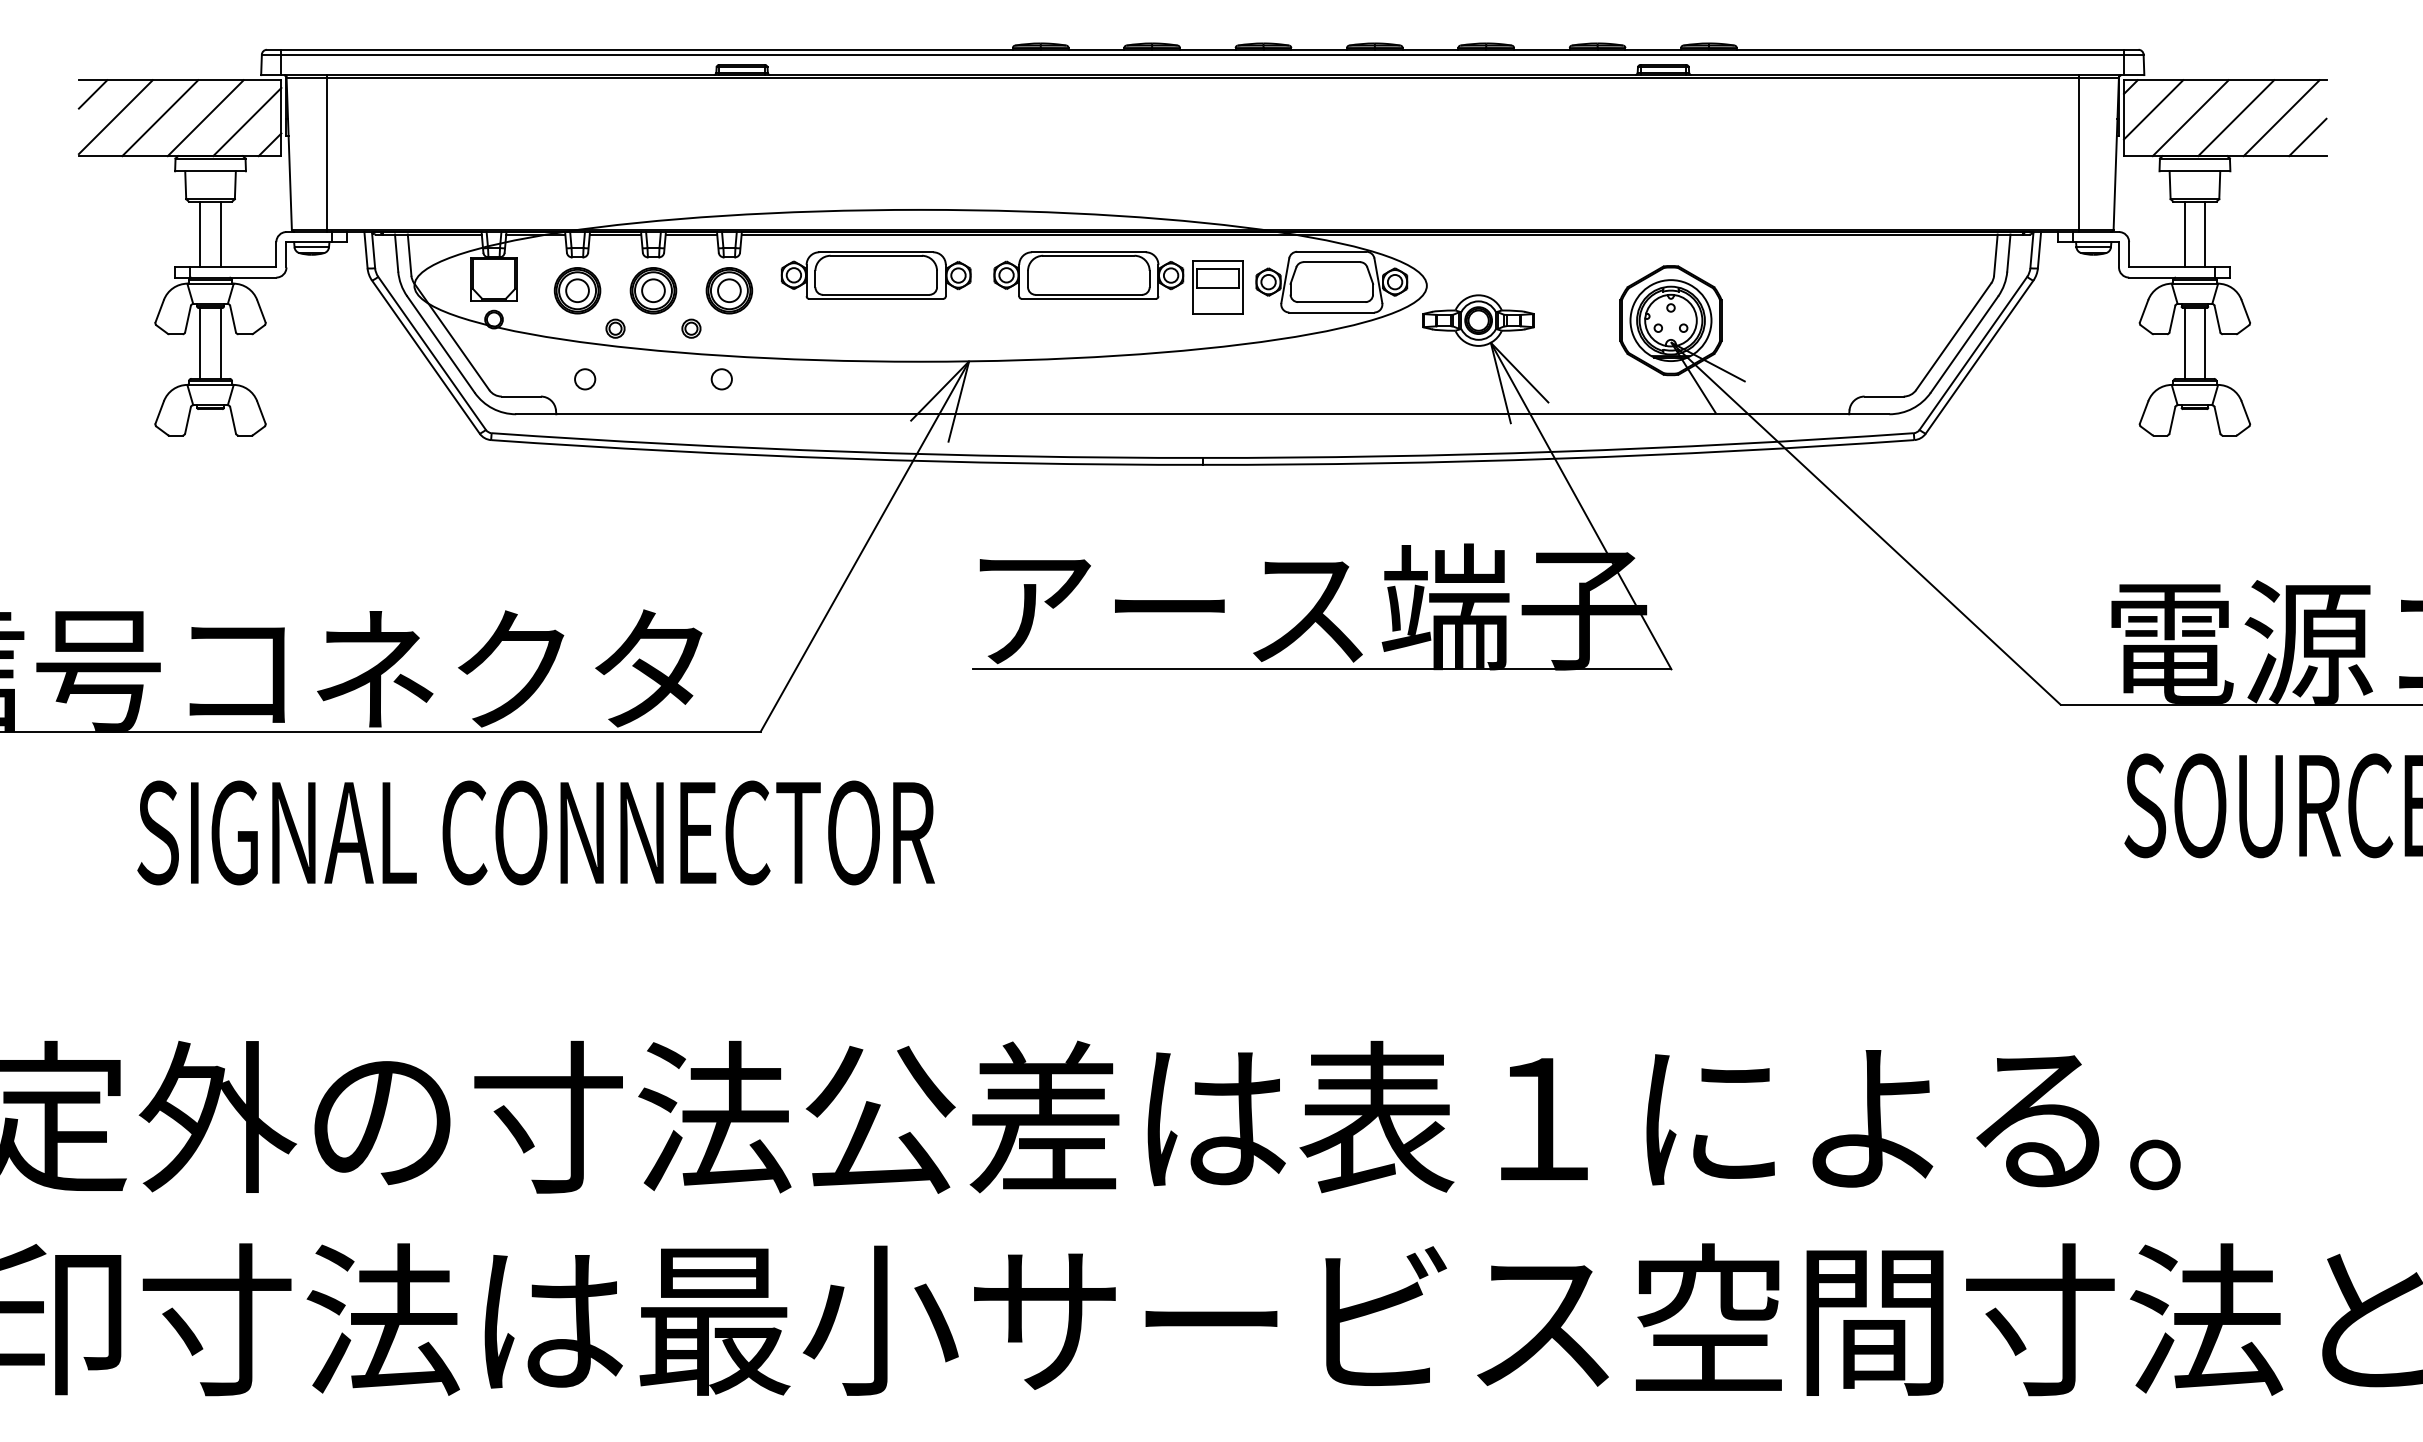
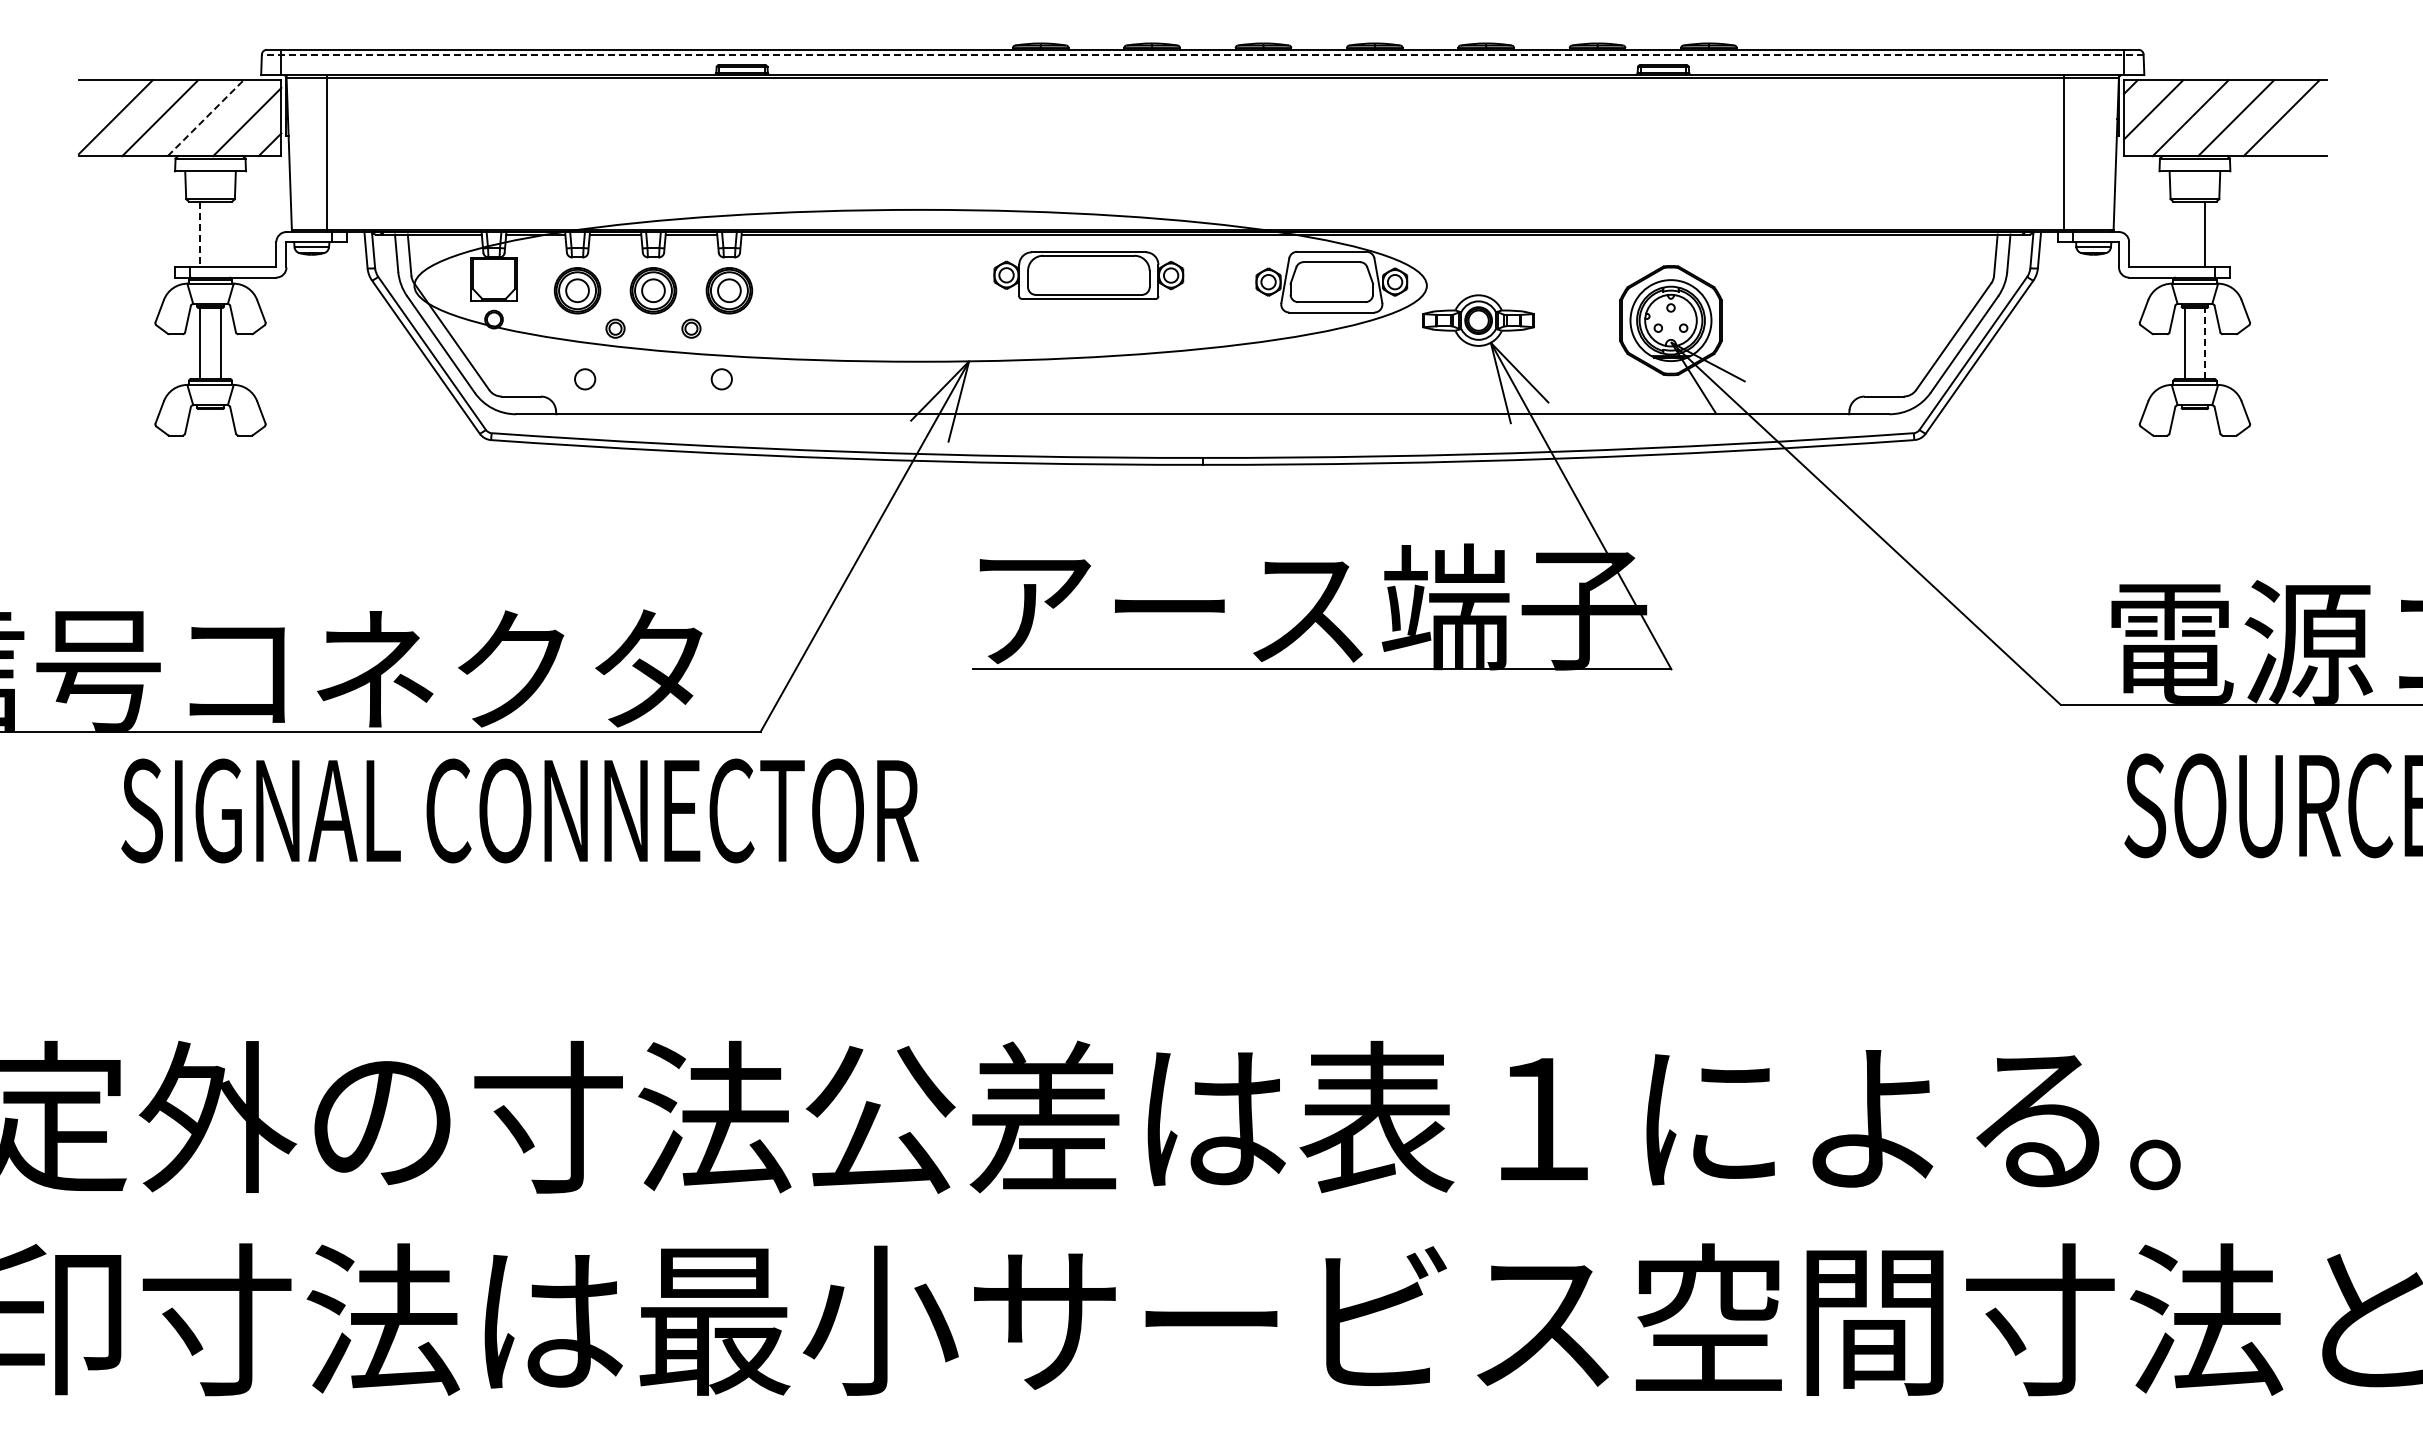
line: solid -> dashed (1202, 54)
line: present -> none (92, 94)
line: solid -> dashed (205, 118)
line: present -> none (2307, 137)
line position: (2078, 153) -> (2063, 153) (2063, 153)
line: solid -> dashed (200, 234)
line: present -> none (220, 234)
line: present -> none (2184, 234)
part: present -> none (875, 275)
part: present -> none (1217, 287)
line: solid -> dashed (2205, 342)
text position: (535, 832) -> (519, 810) (519, 810)
